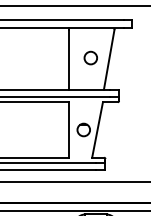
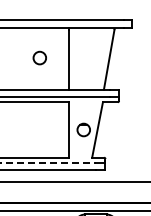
line: present -> none (74, 5)
circle position: (90, 57) -> (39, 57) (39, 57)
line: solid -> dashed (47, 162)
